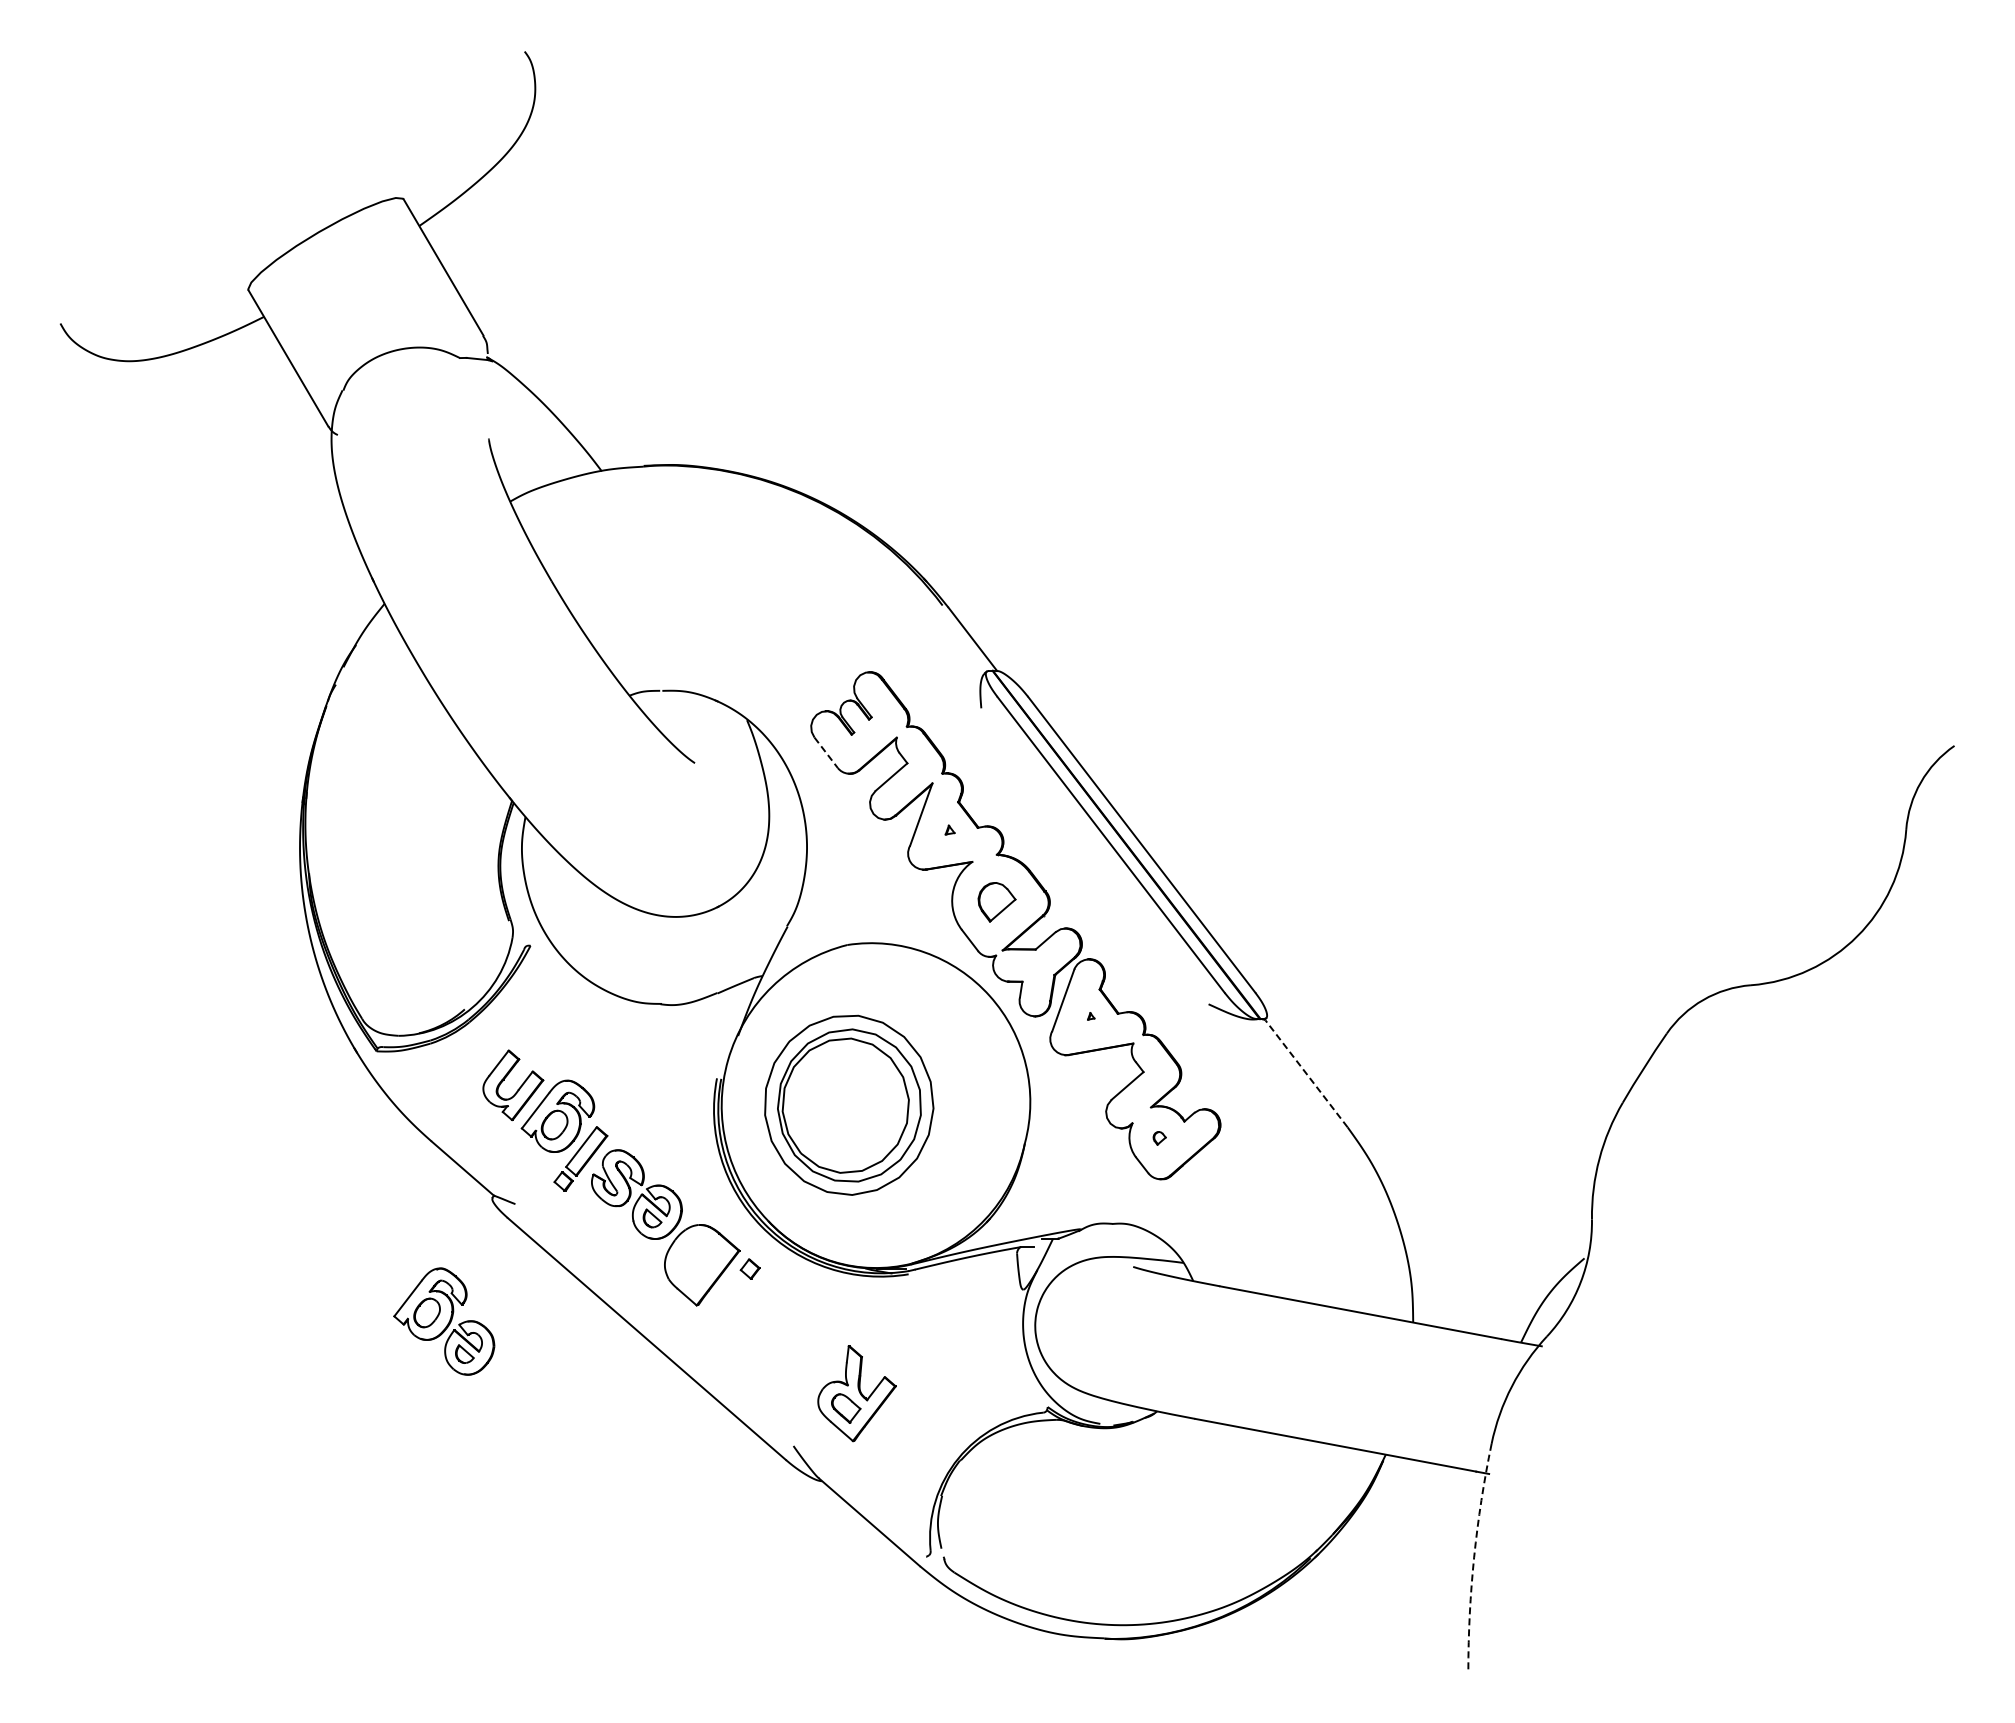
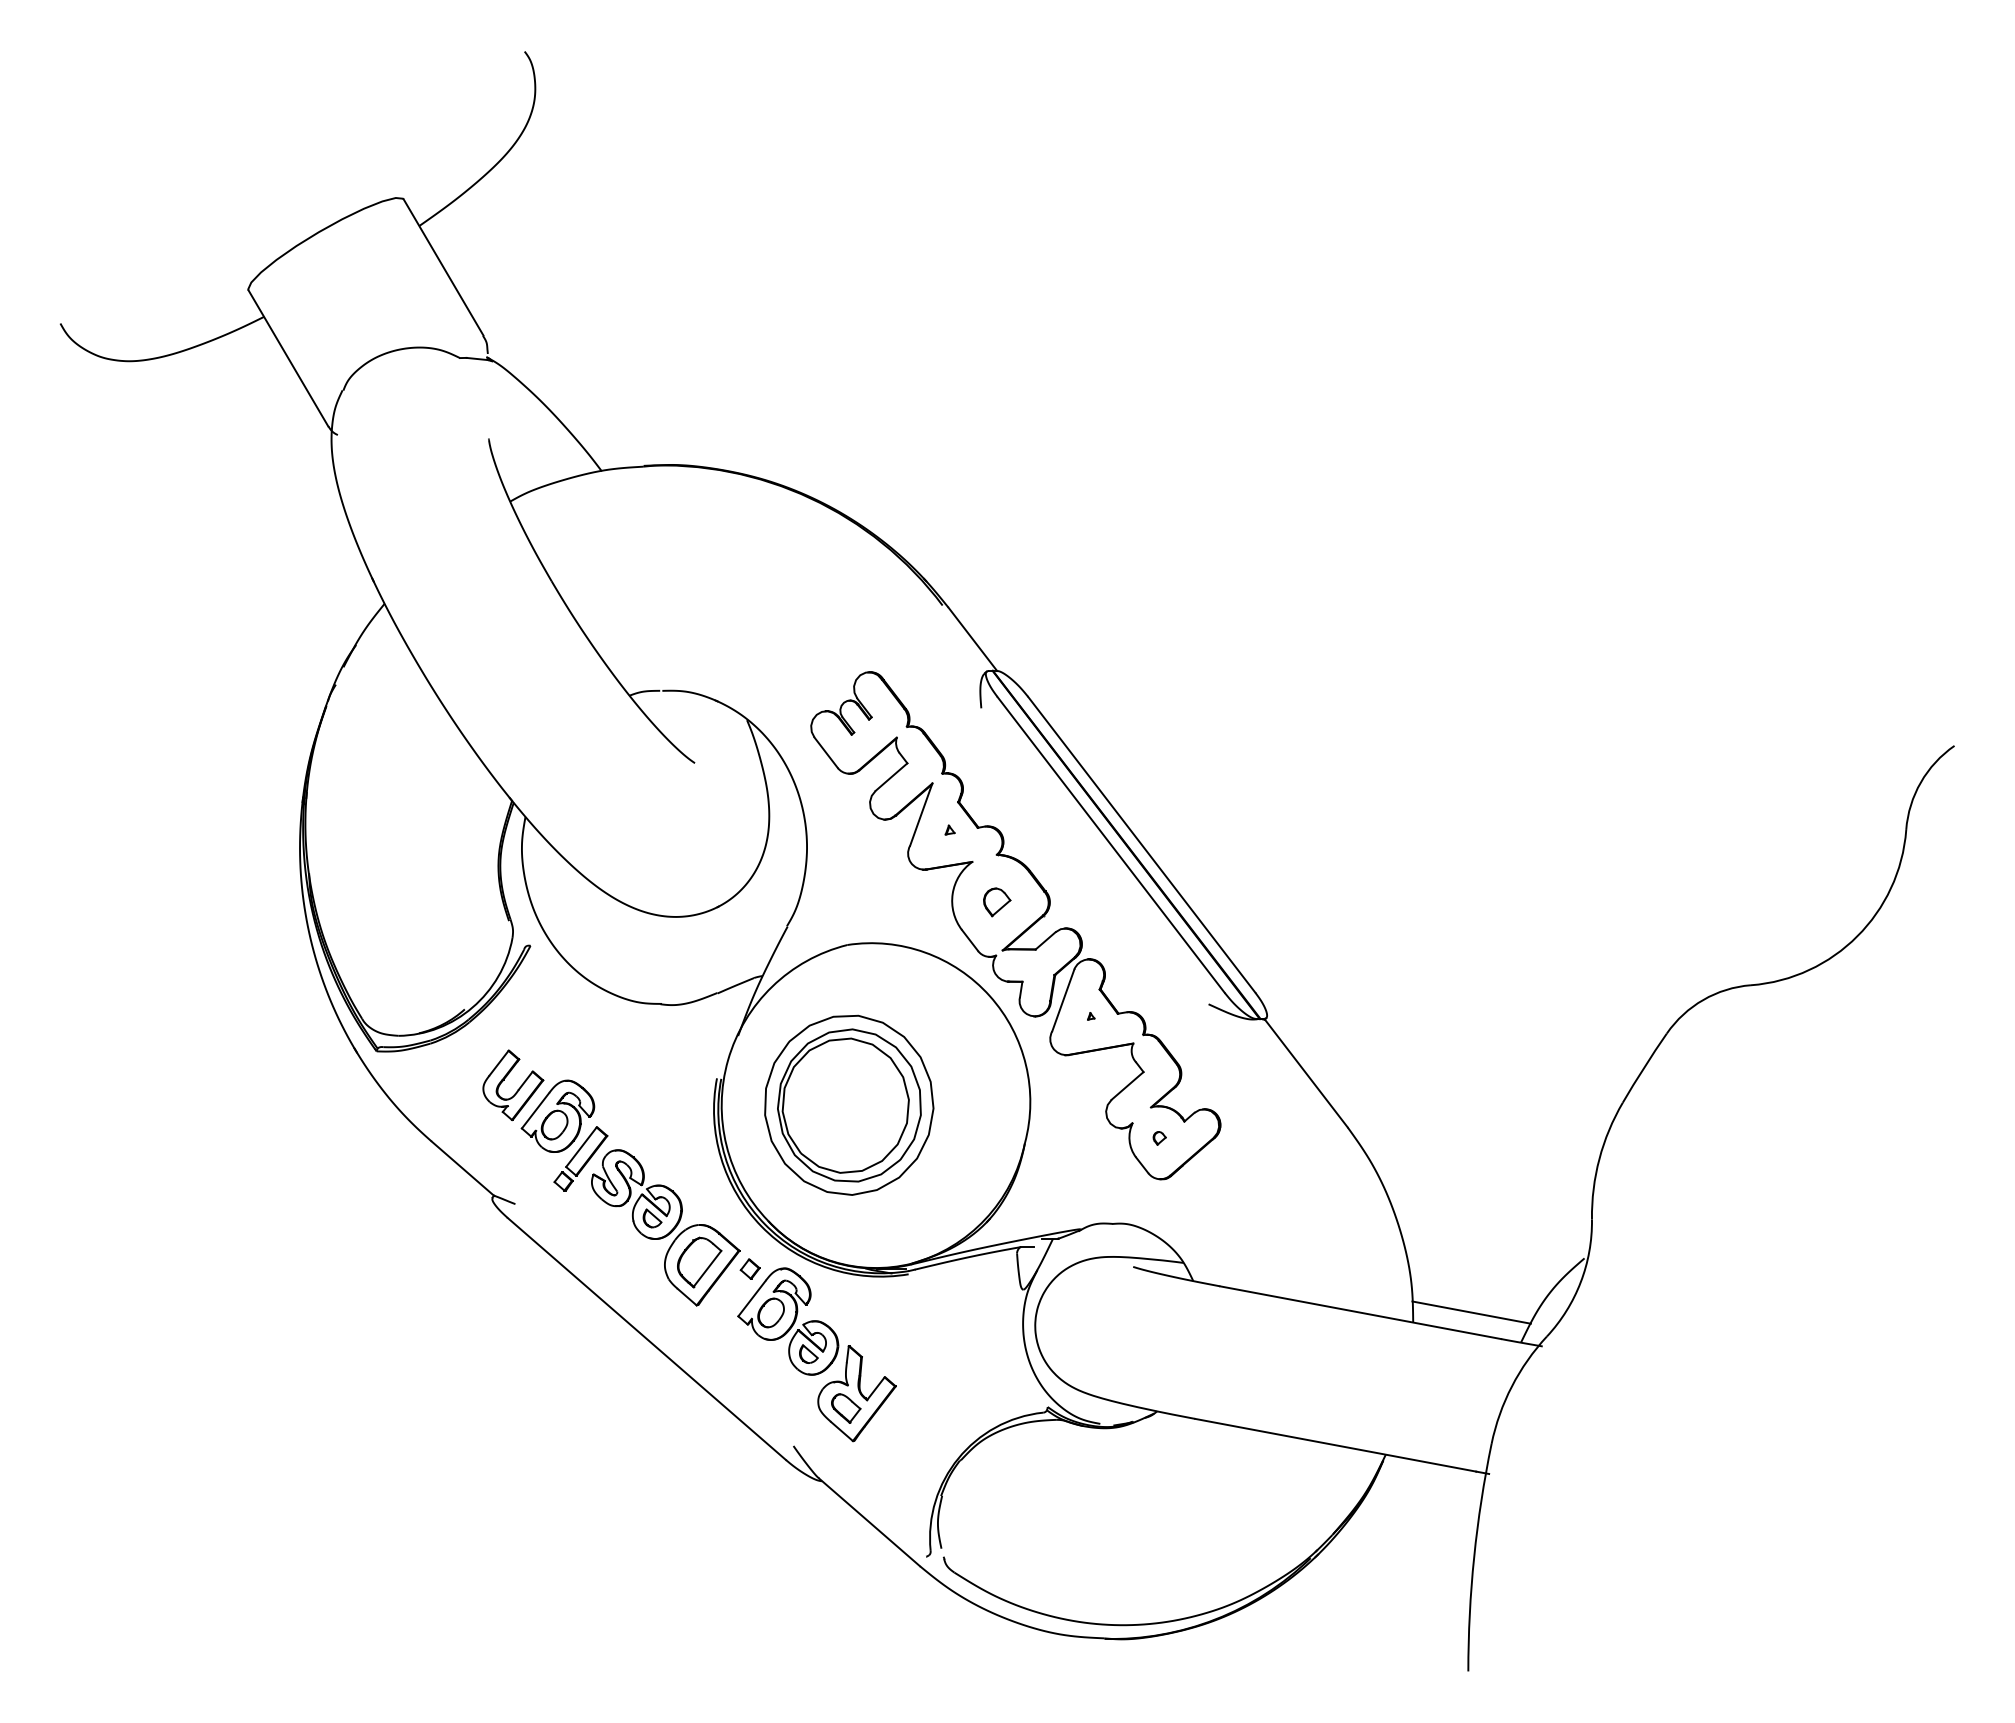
line: dashed -> solid (826, 753)
part size: 40x41 px -> 29x31 px (997, 902)
line: dashed -> solid (1306, 1073)
part: none -> present (699, 1262)
line: none -> present (1471, 1312)
part position: (444, 1321) -> (788, 1321) (788, 1321)
arc: dashed -> solid (1474, 1557)
